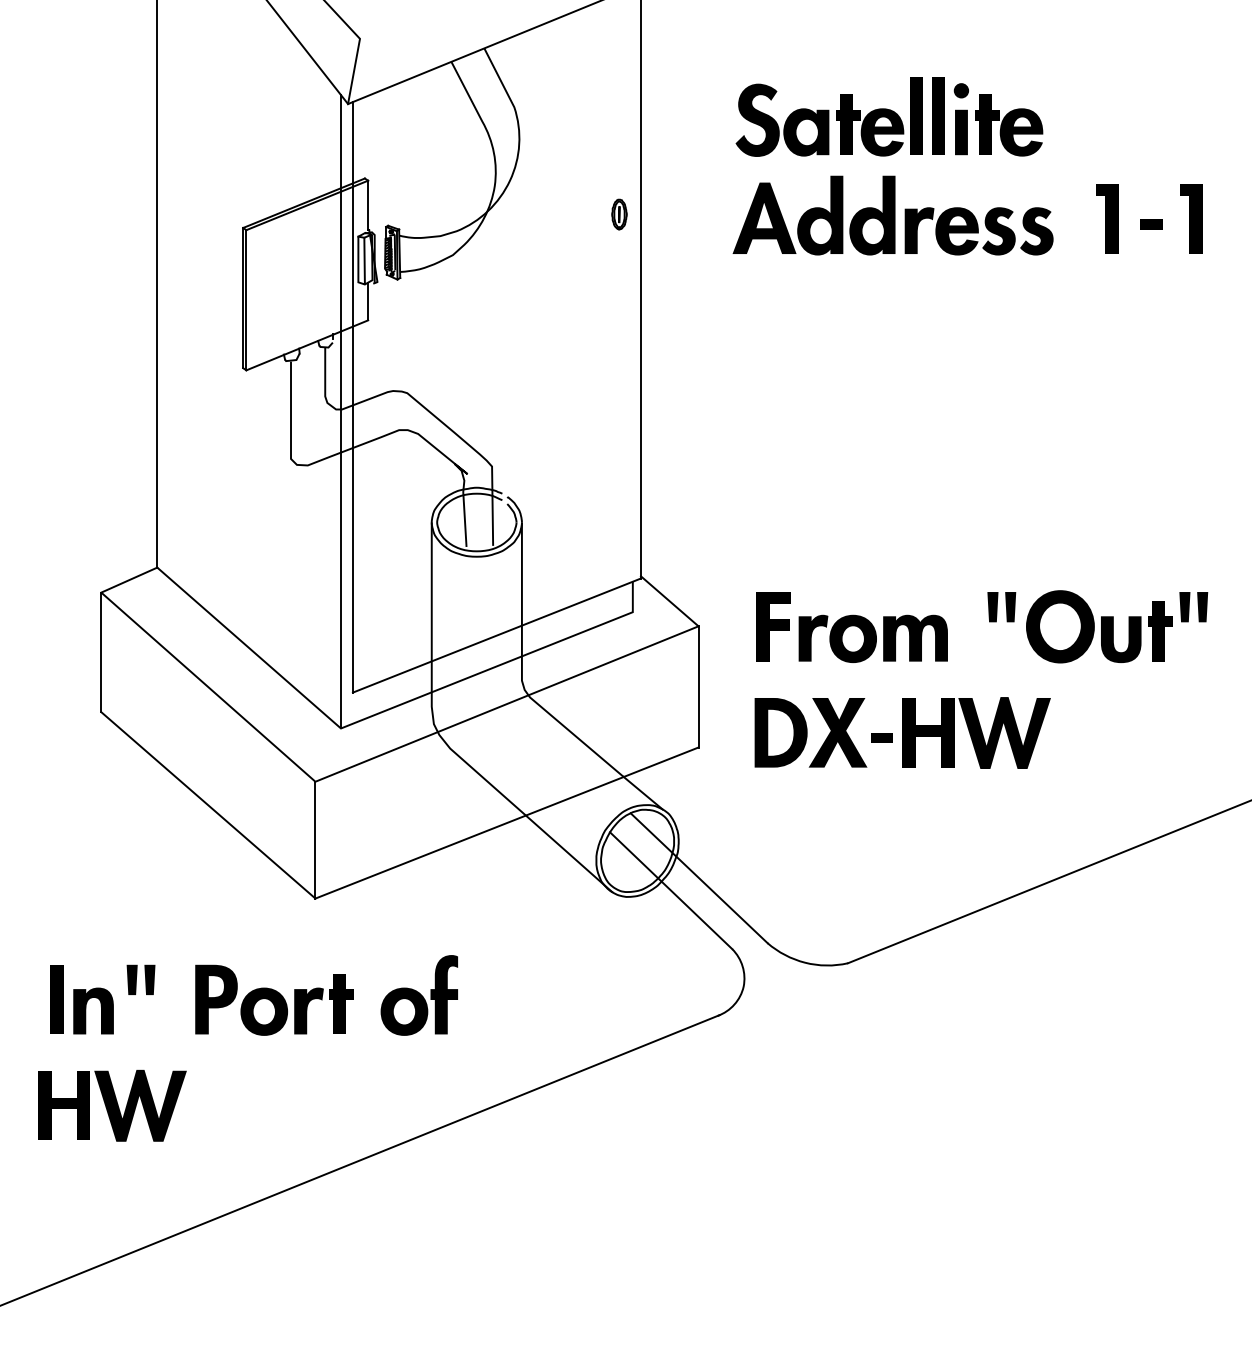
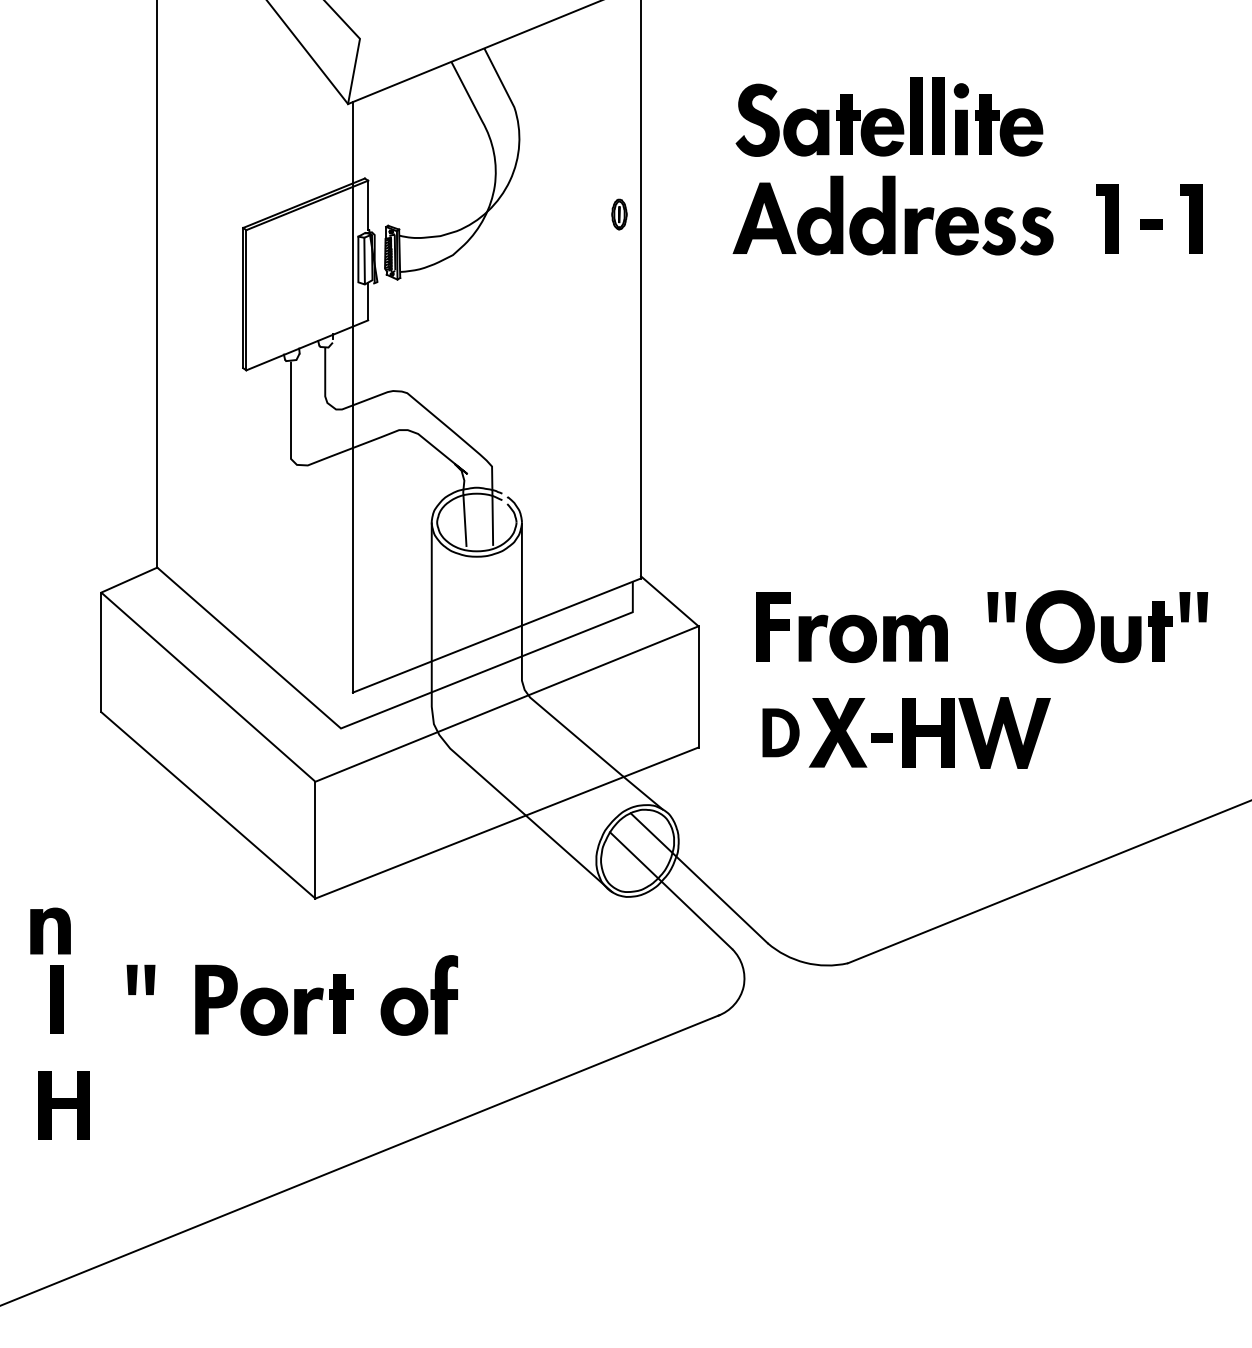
line: present -> none (340, 411)
part size: 54x70 px -> 38x50 px (780, 732)
part position: (86, 1010) -> (43, 930) (43, 930)
fill: present -> none (140, 1105)
